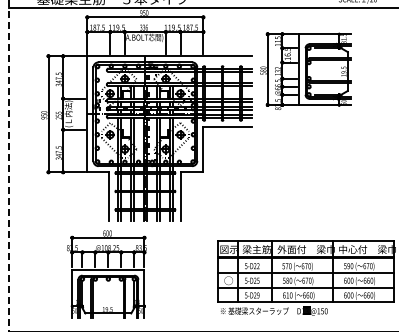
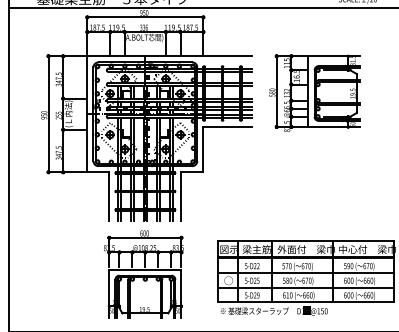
part position: (305, 70) -> (314, 92) (314, 92)
line: dashed -> solid (8, 166)
part position: (106, 274) -> (143, 274) (143, 274)
